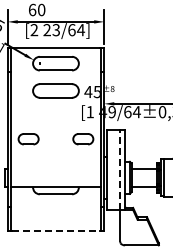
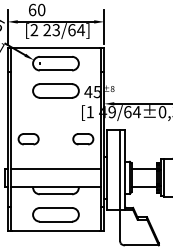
line: none -> present (55, 168)
line: dashed -> solid (120, 169)
part: none -> present (55, 214)
line: dashed -> solid (56, 230)
